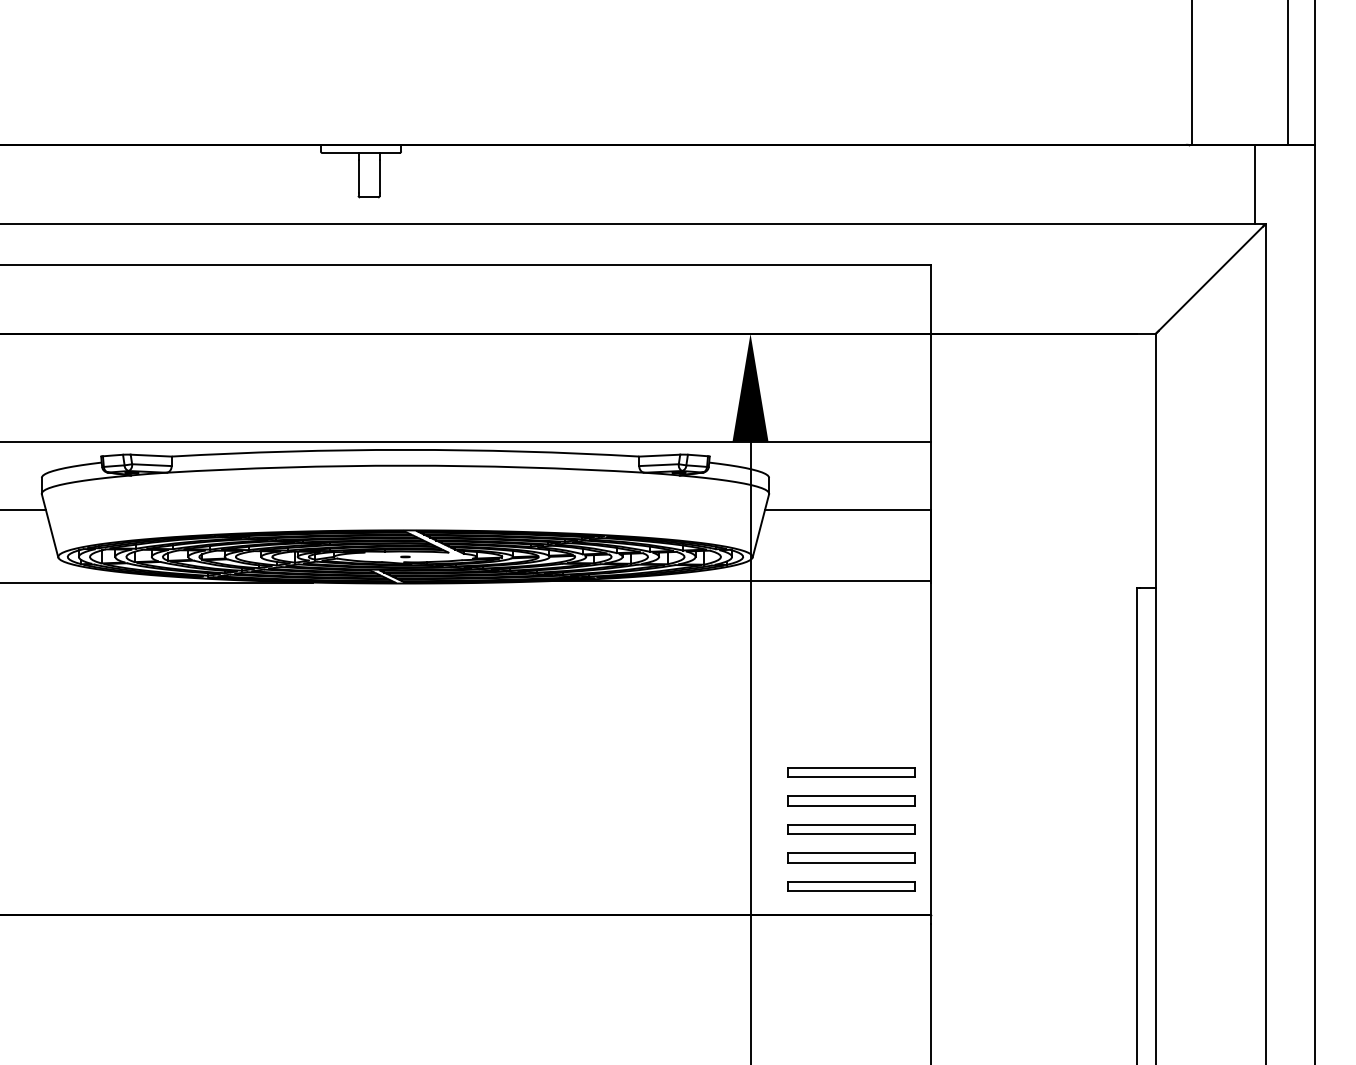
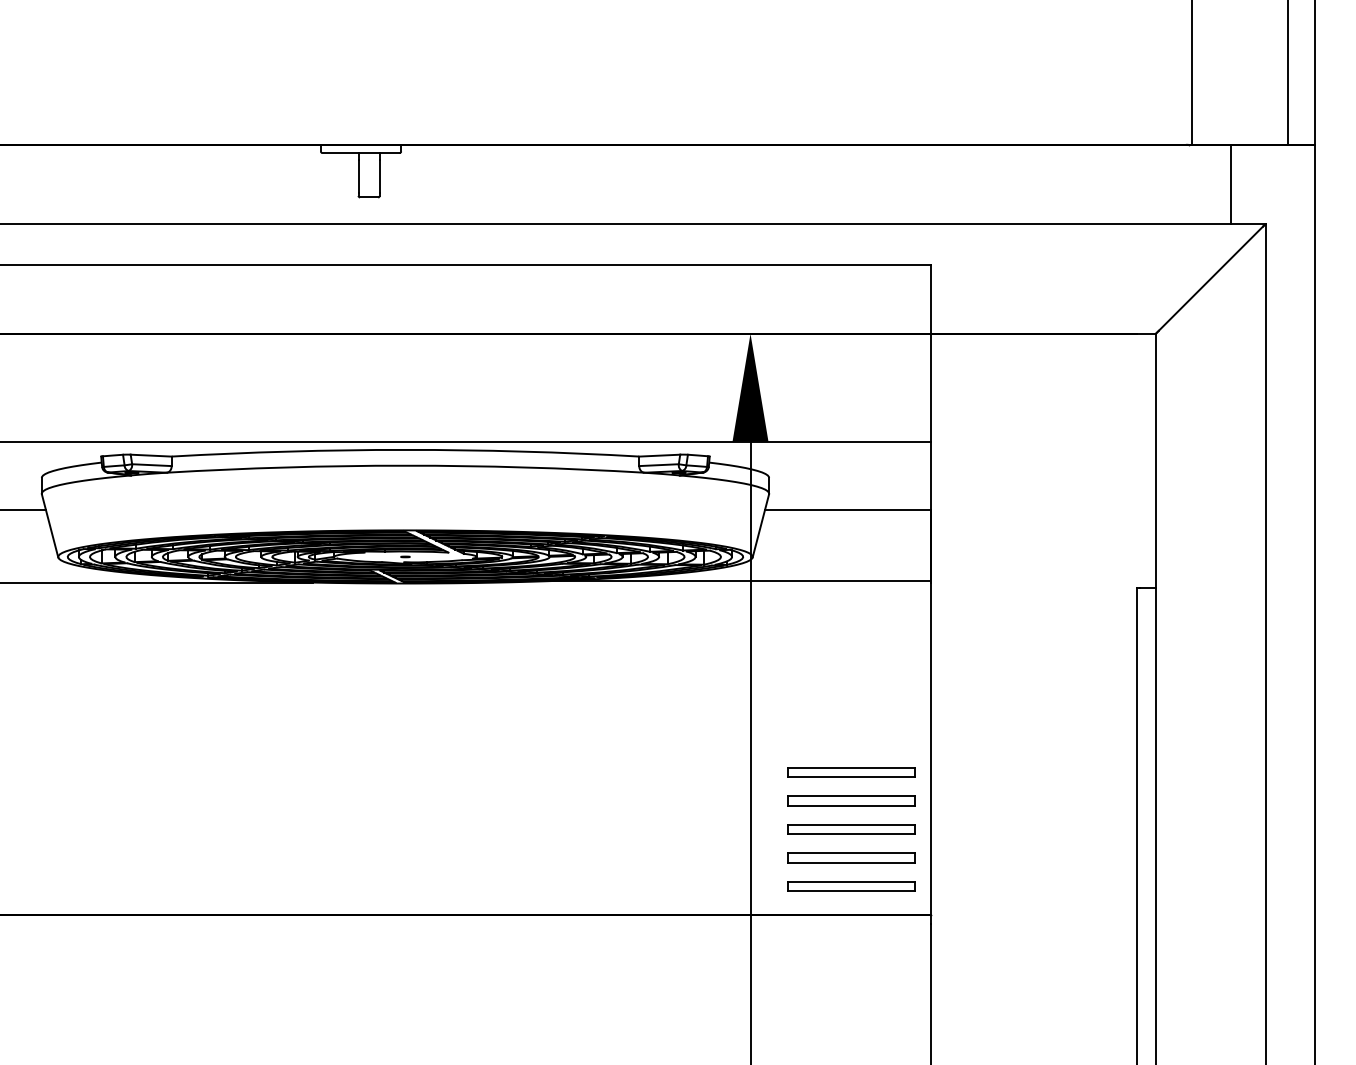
line position: (1254, 183) -> (1230, 183) (1230, 183)
